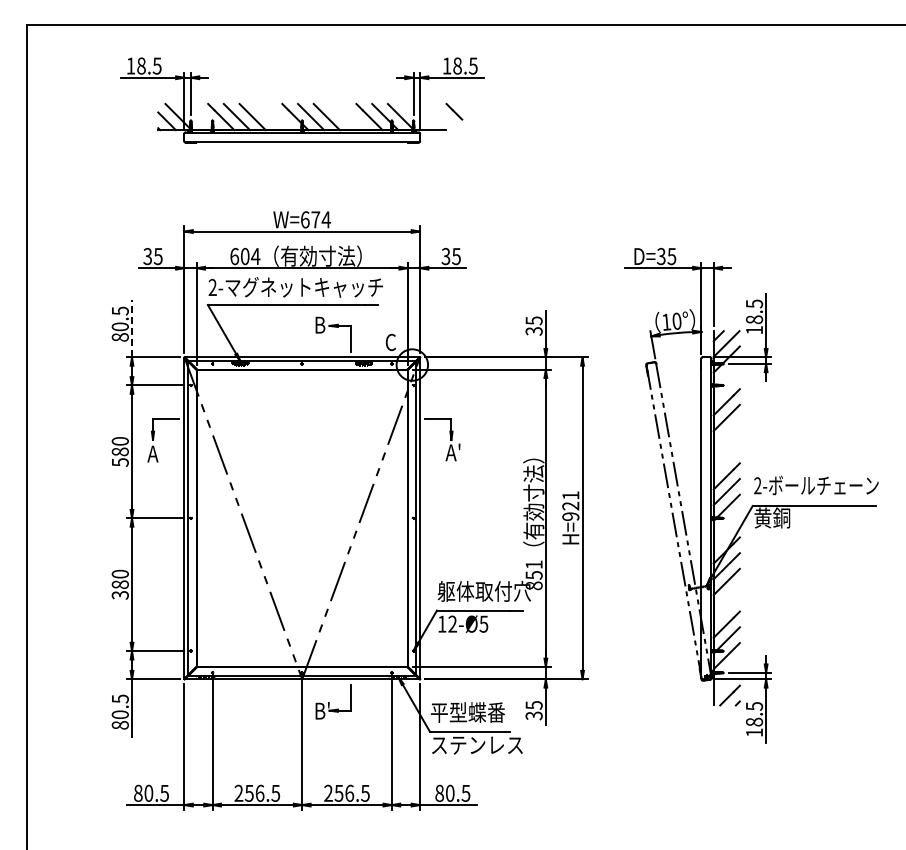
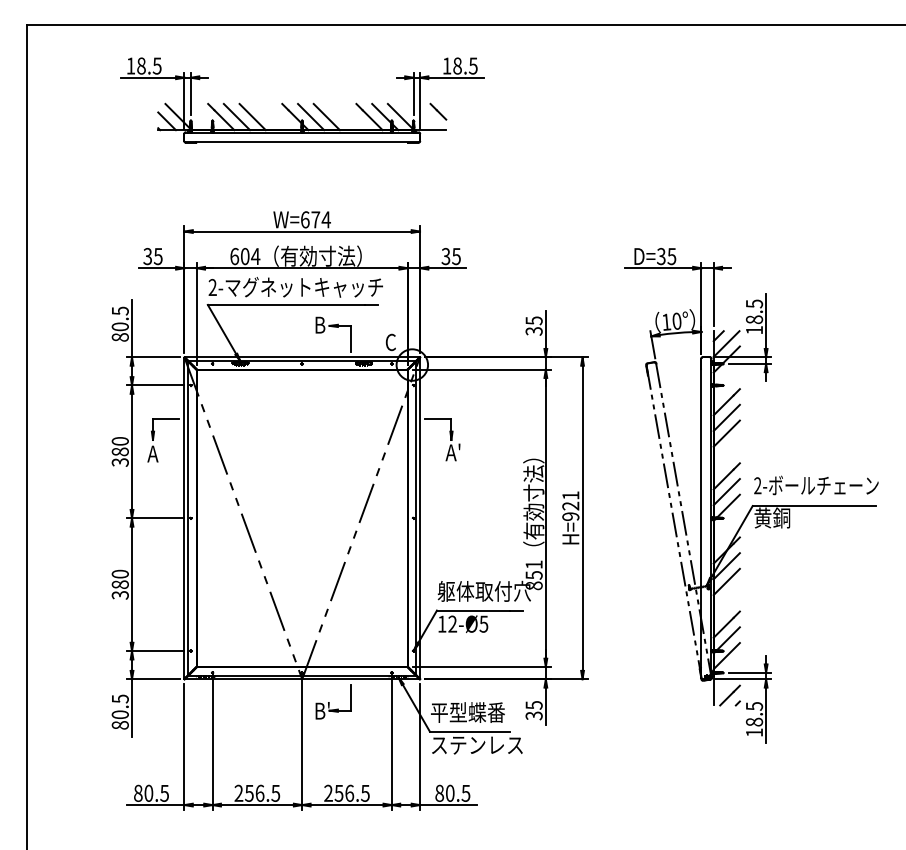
line position: (454, 111) -> (438, 111) (438, 111)
line: dashed -> solid (132, 328)
line: none -> present (726, 433)
text: 580 -> 380 (119, 462)
